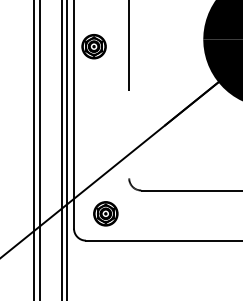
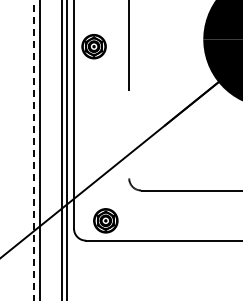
line: solid -> dashed (33, 150)
part position: (105, 213) -> (105, 220) (105, 220)
